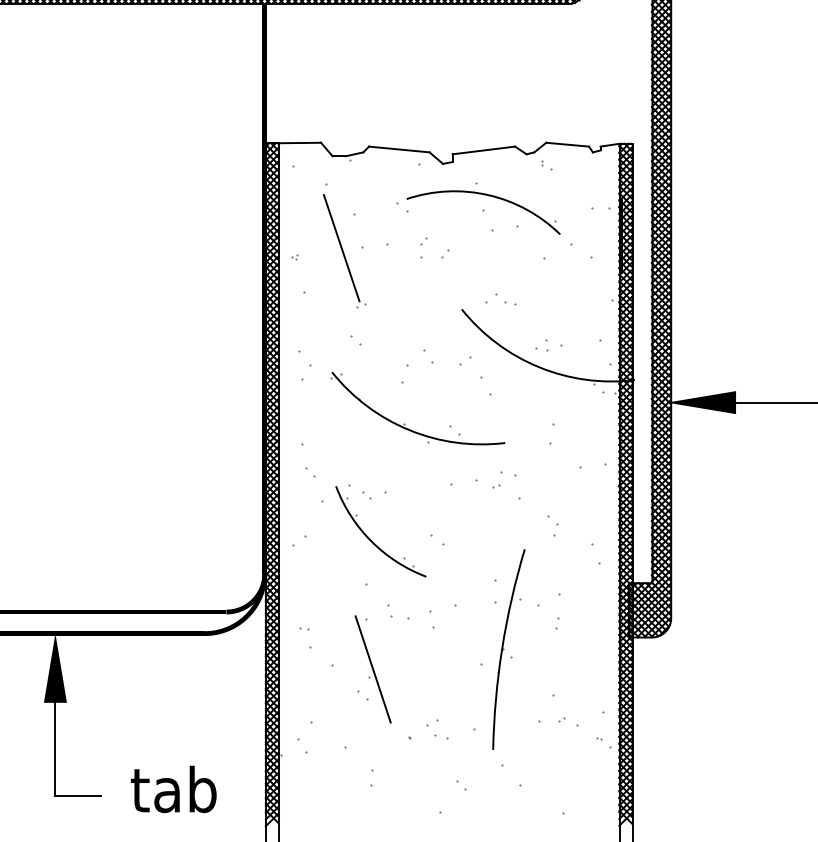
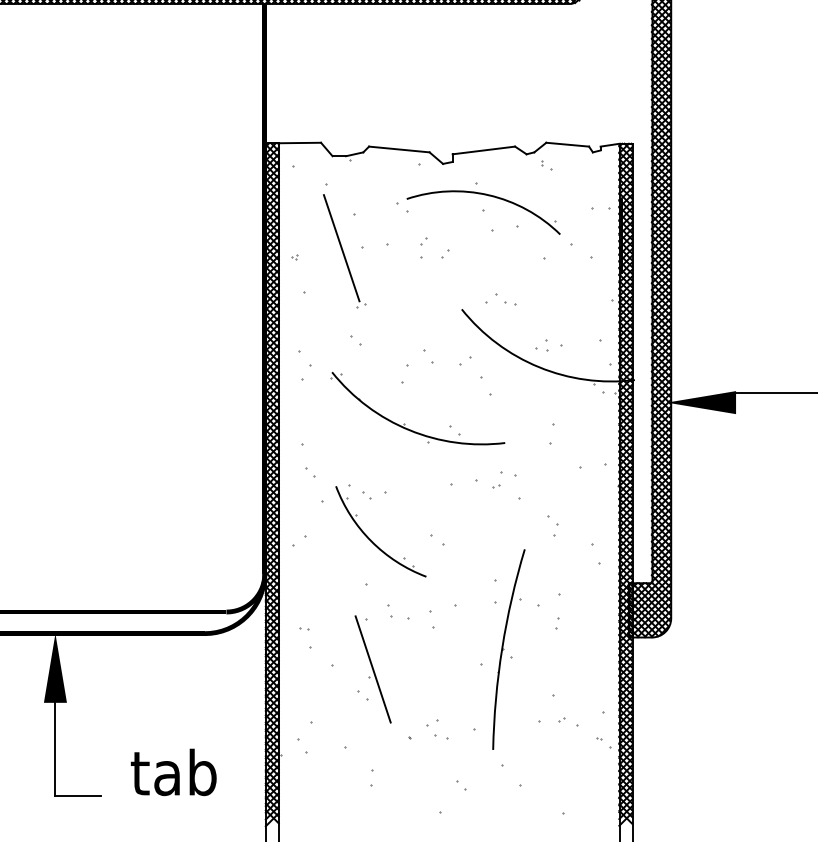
line position: (775, 402) -> (775, 392) (775, 392)
text position: (173, 789) -> (173, 772) (173, 772)
